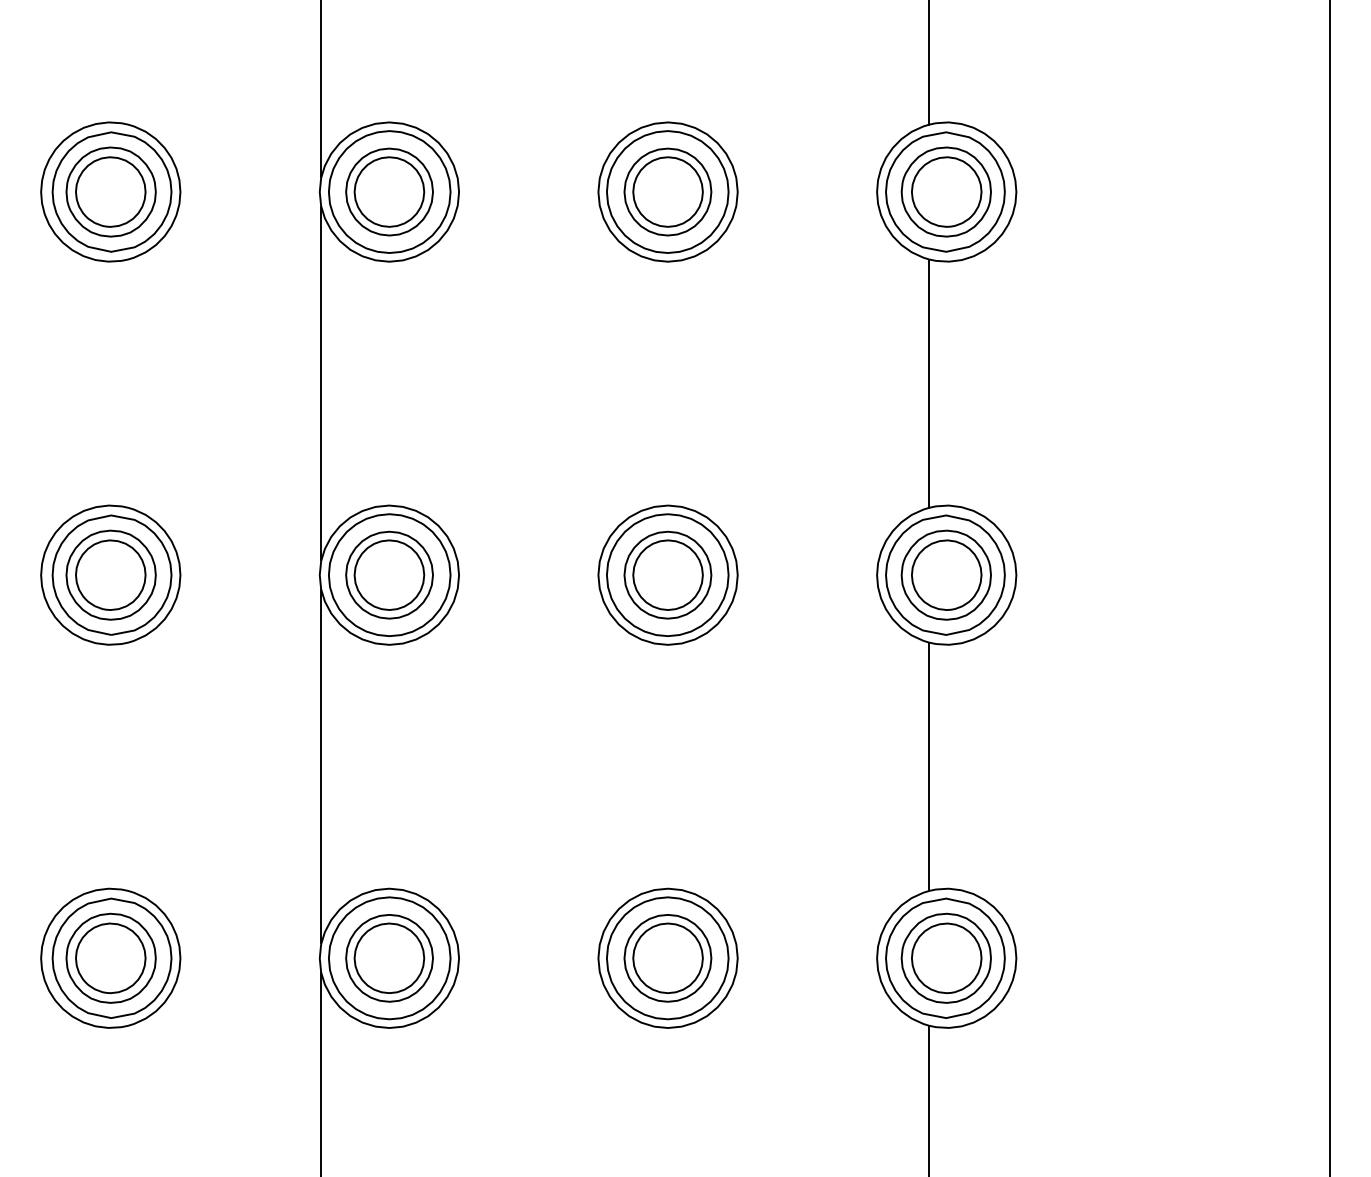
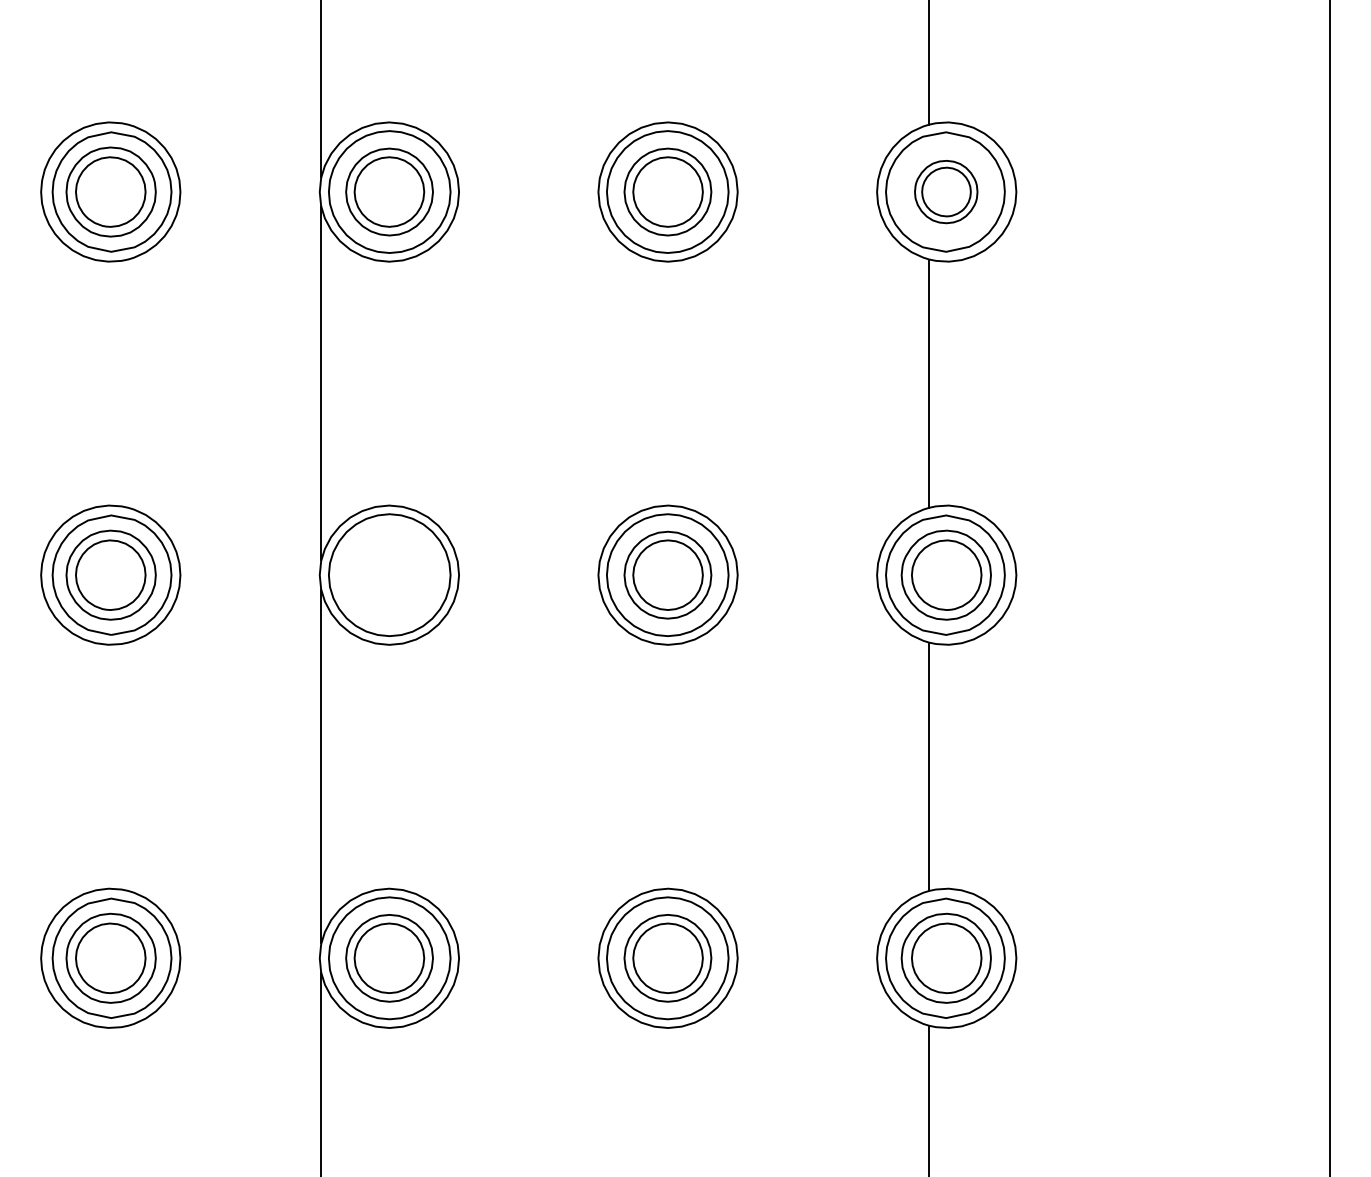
part size: 92x92 px -> 65x65 px (946, 192)
part: present -> none (389, 574)
